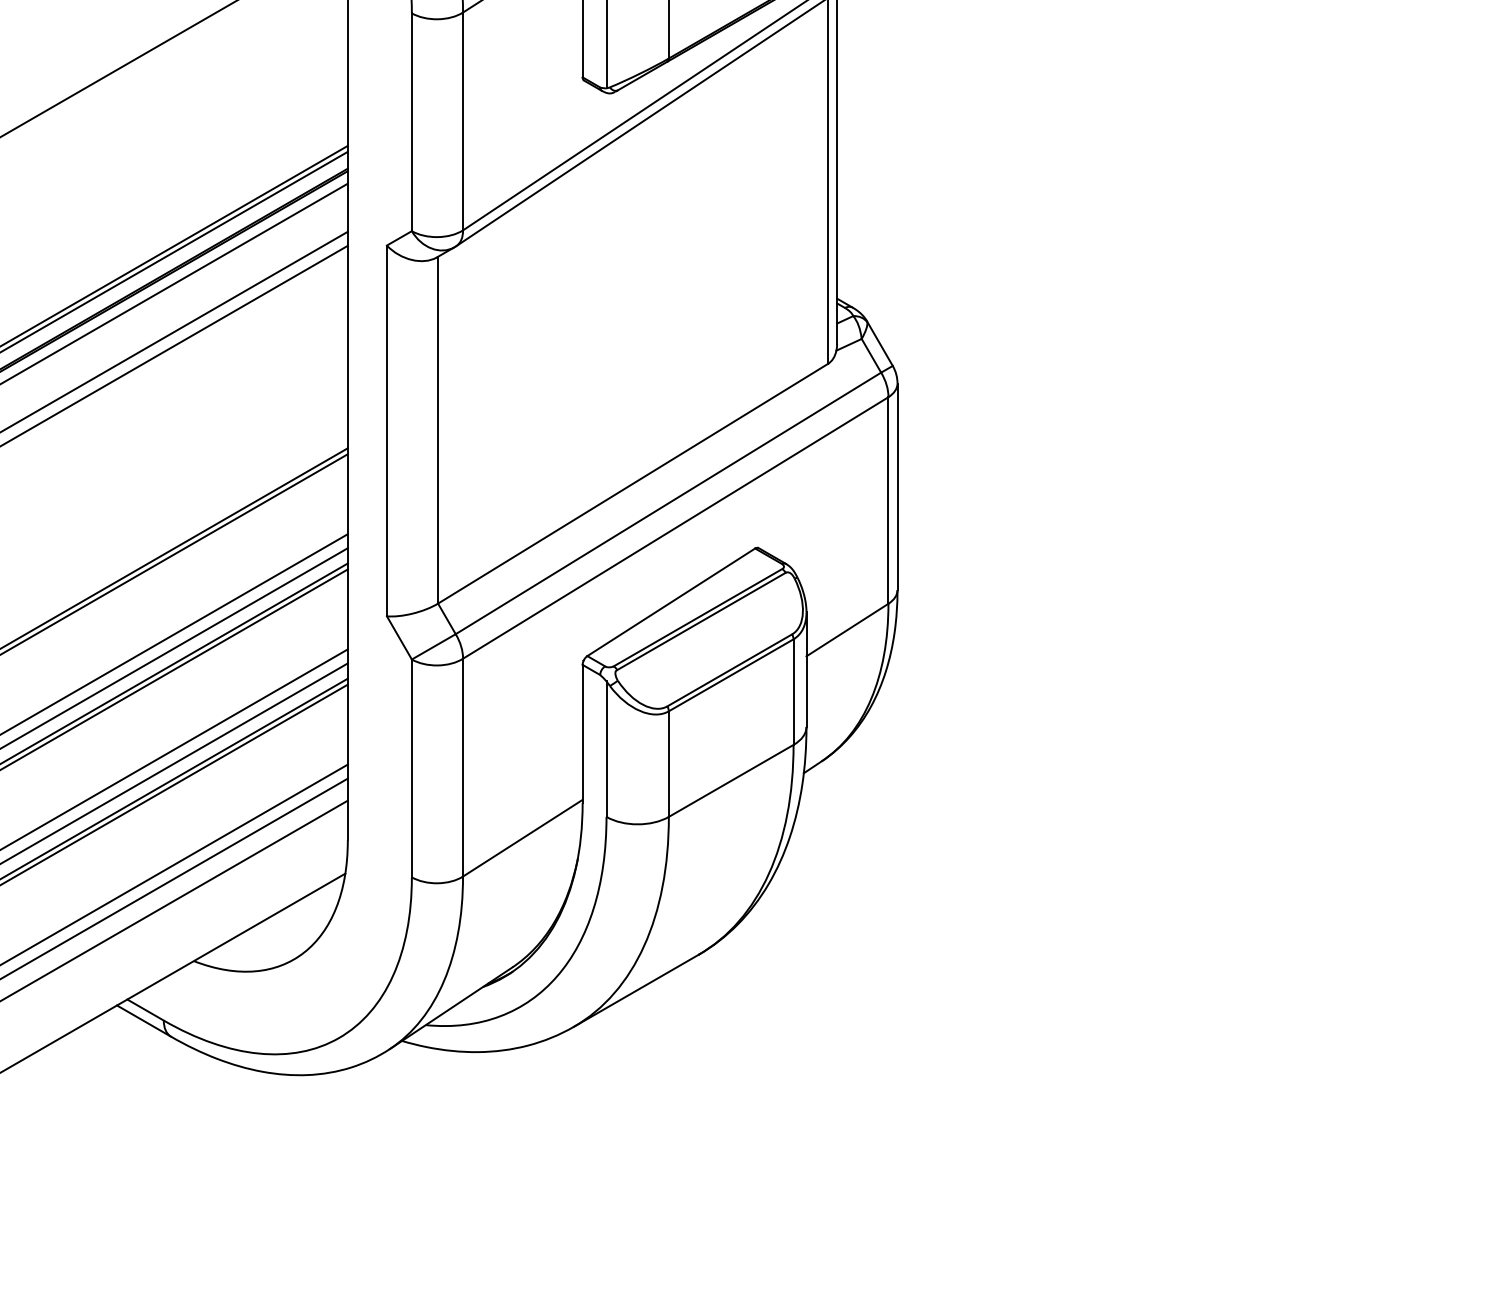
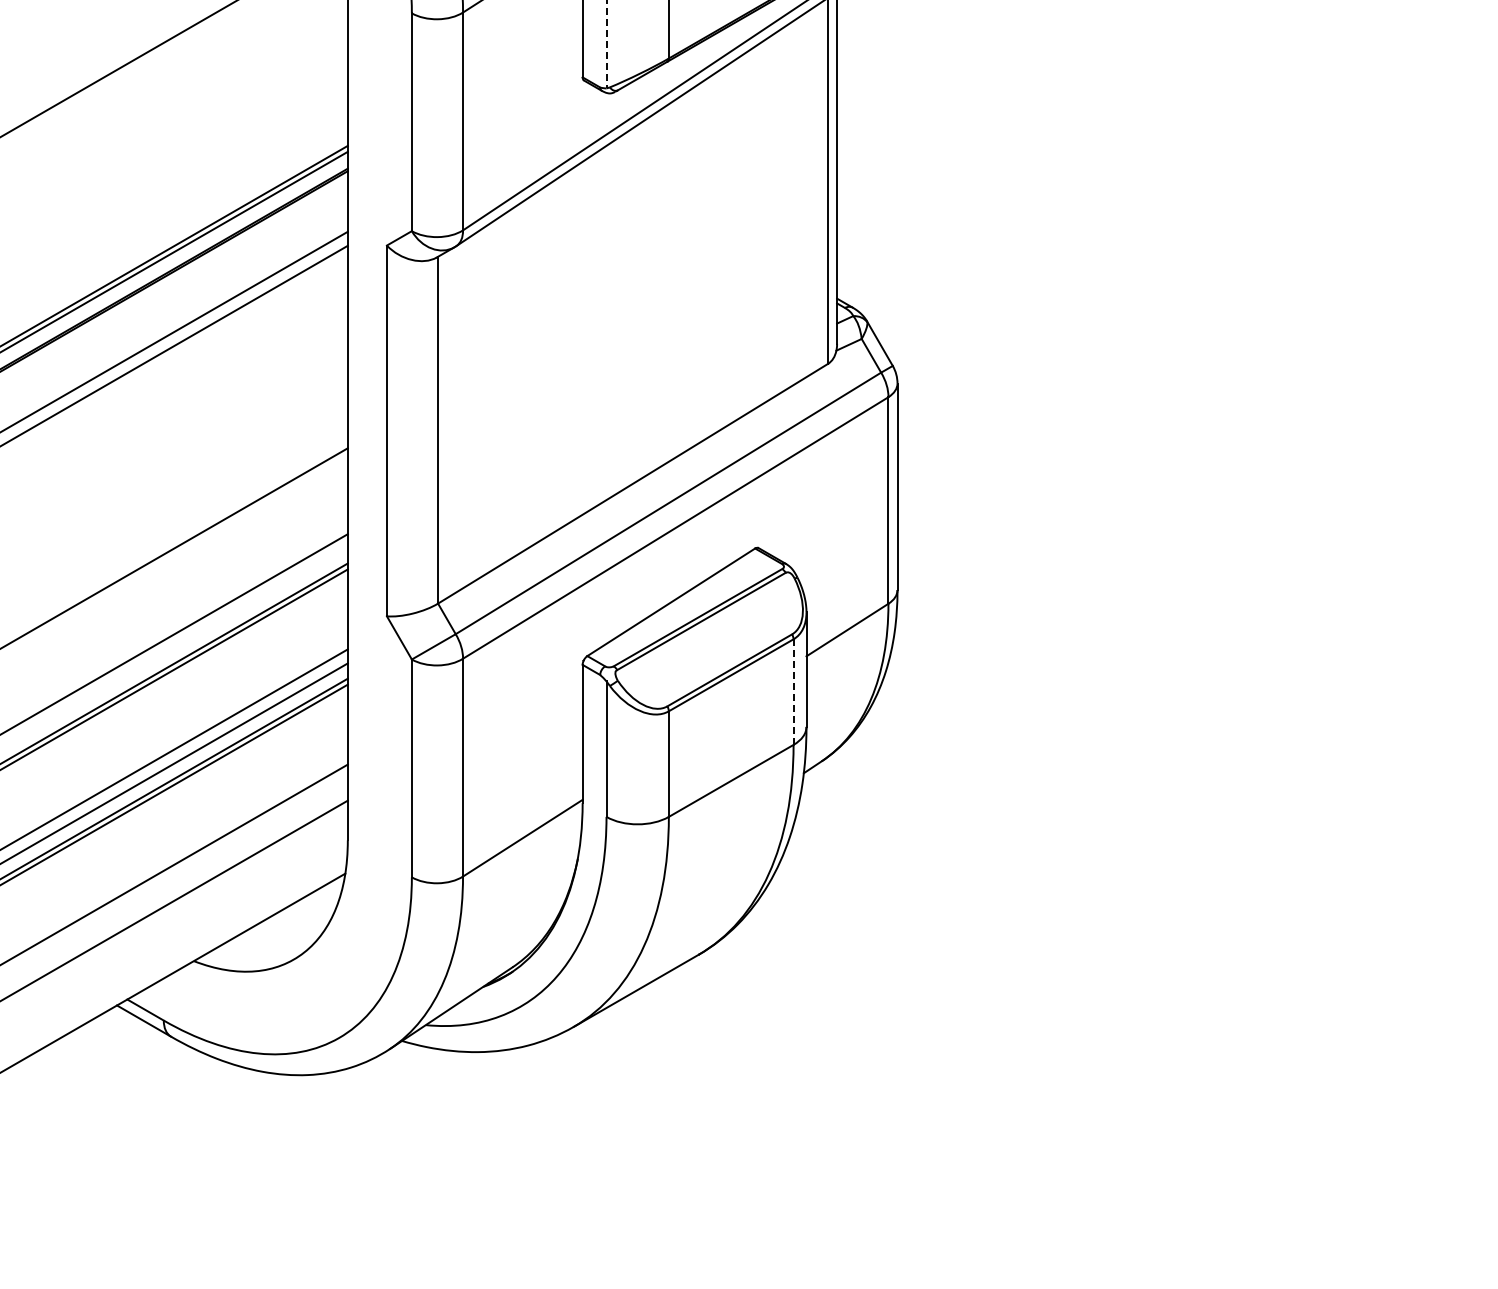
line: solid -> dashed (606, 44)
line: present -> none (174, 283)
line: present -> none (174, 553)
line: present -> none (174, 647)
line: solid -> dashed (793, 692)
line: present -> none (174, 878)
